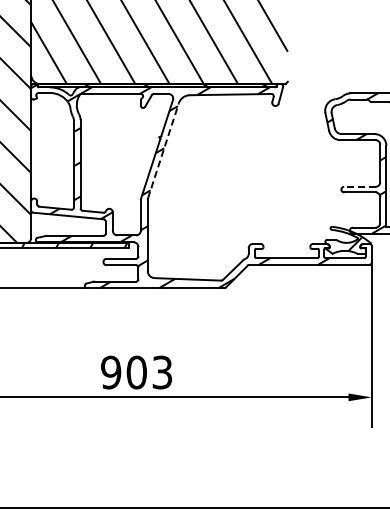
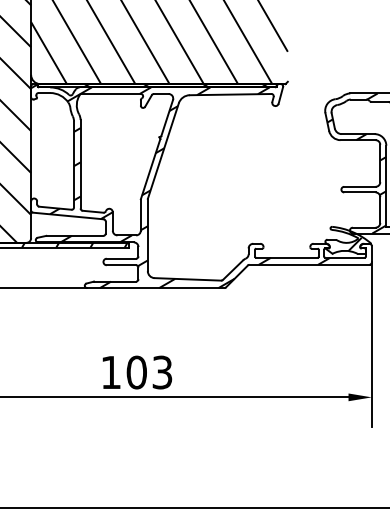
line: dashed -> solid (163, 150)
line: dashed -> solid (359, 186)
text: 903 -> 103 (111, 372)
